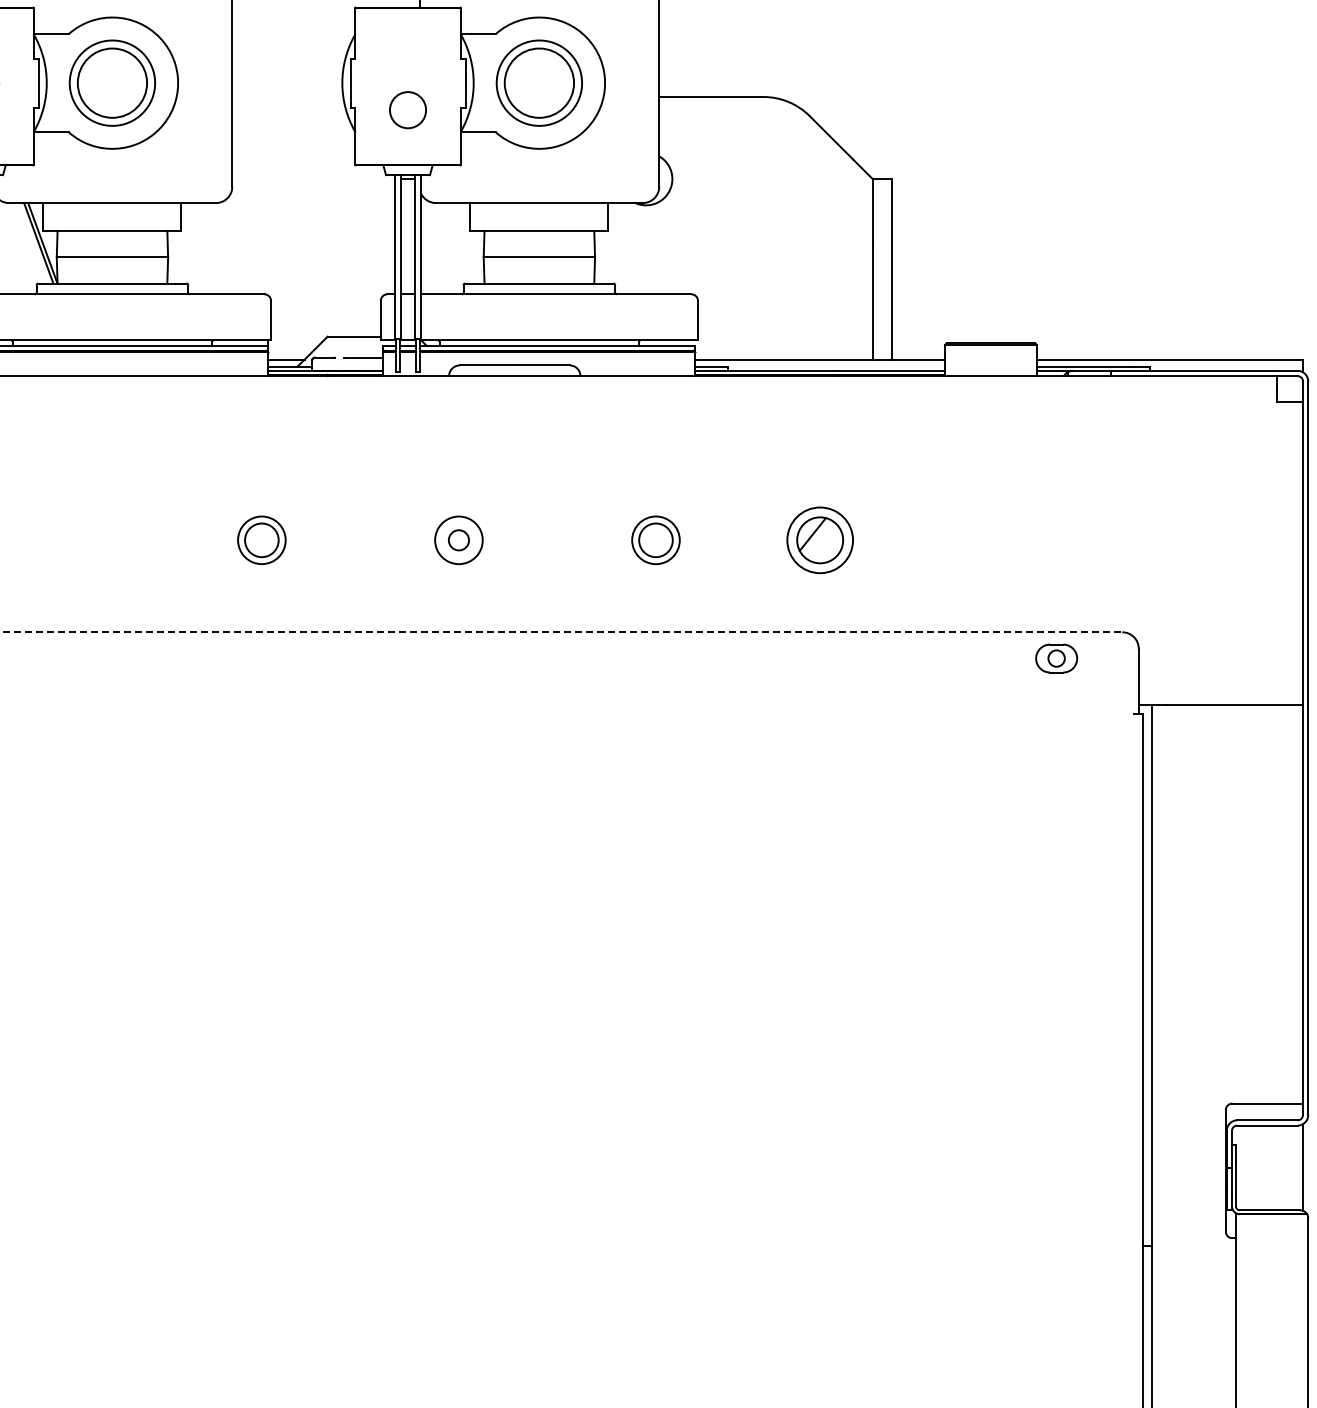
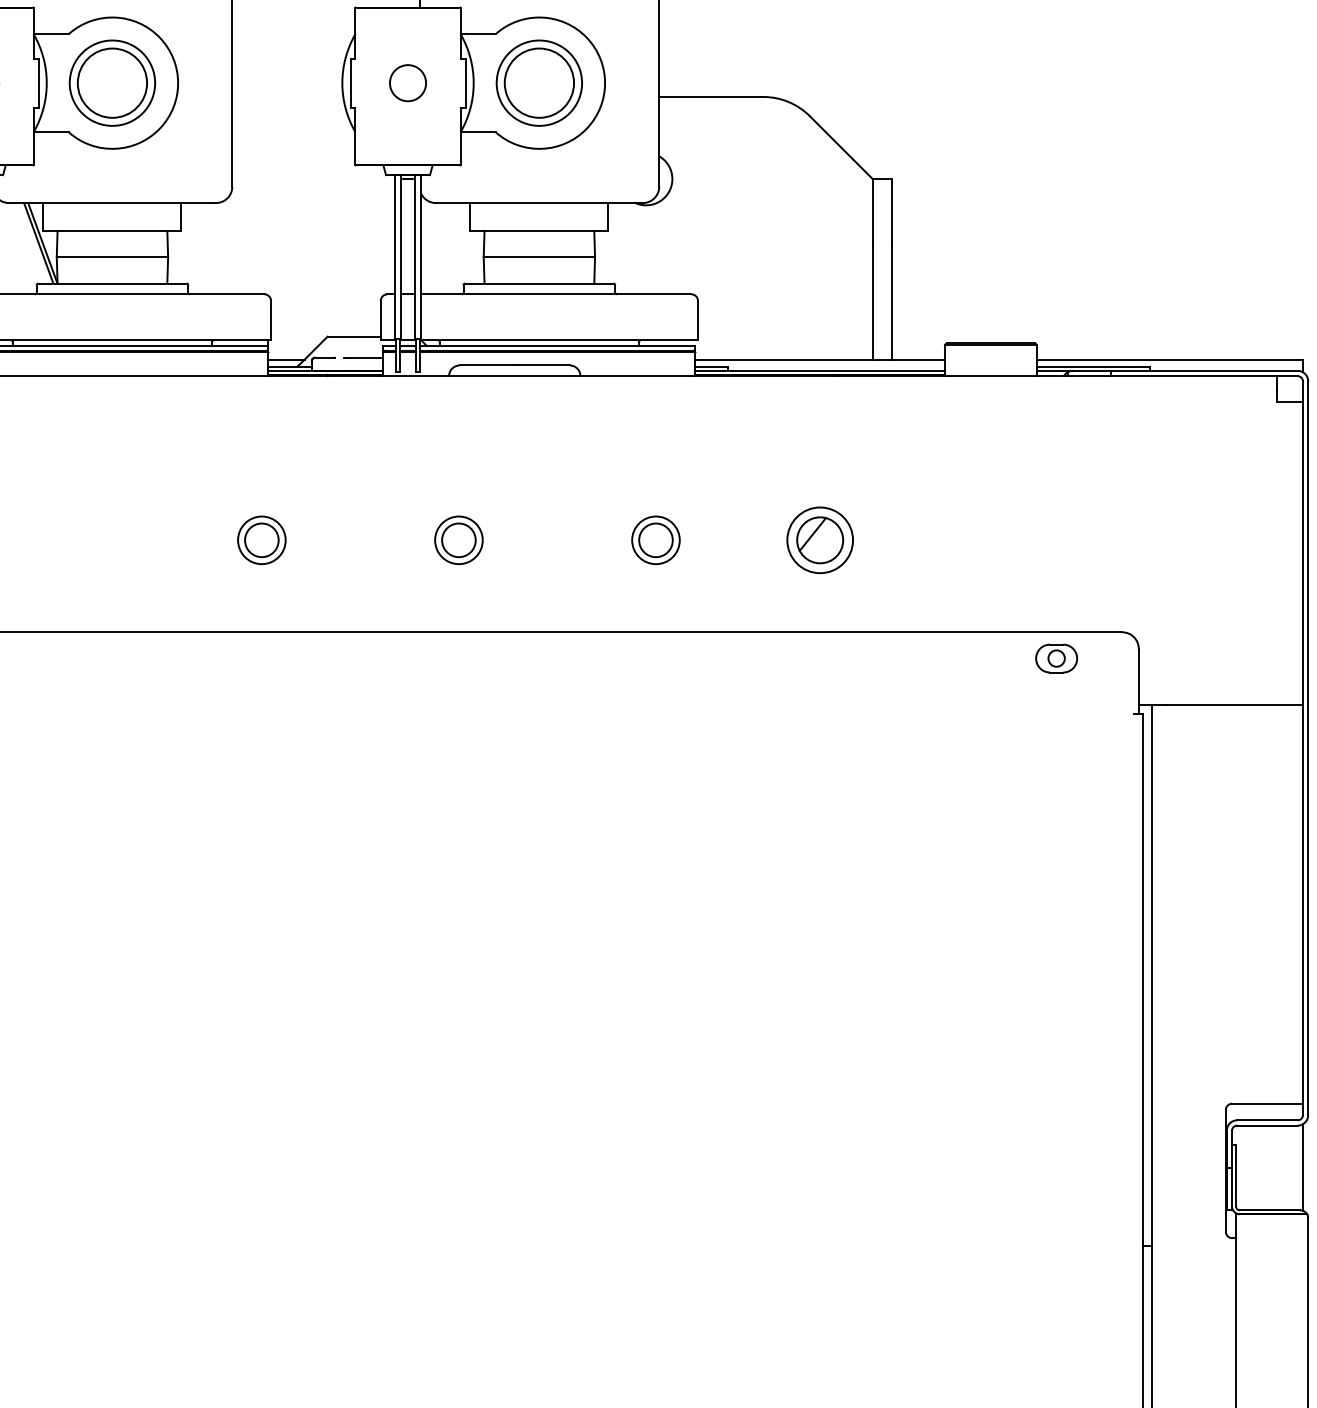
circle position: (407, 110) -> (407, 83) (407, 83)
circle diameter: 20 px -> 34 px (458, 540)
line: dashed -> solid (561, 632)
